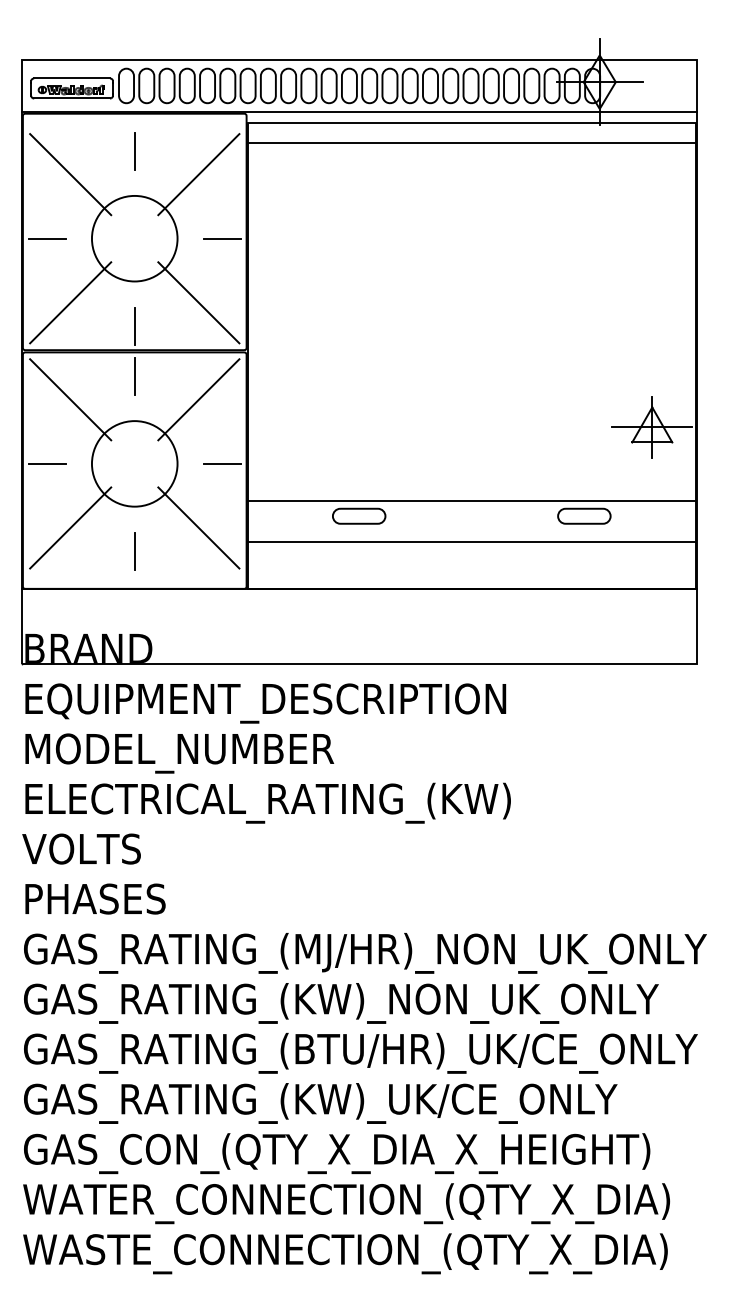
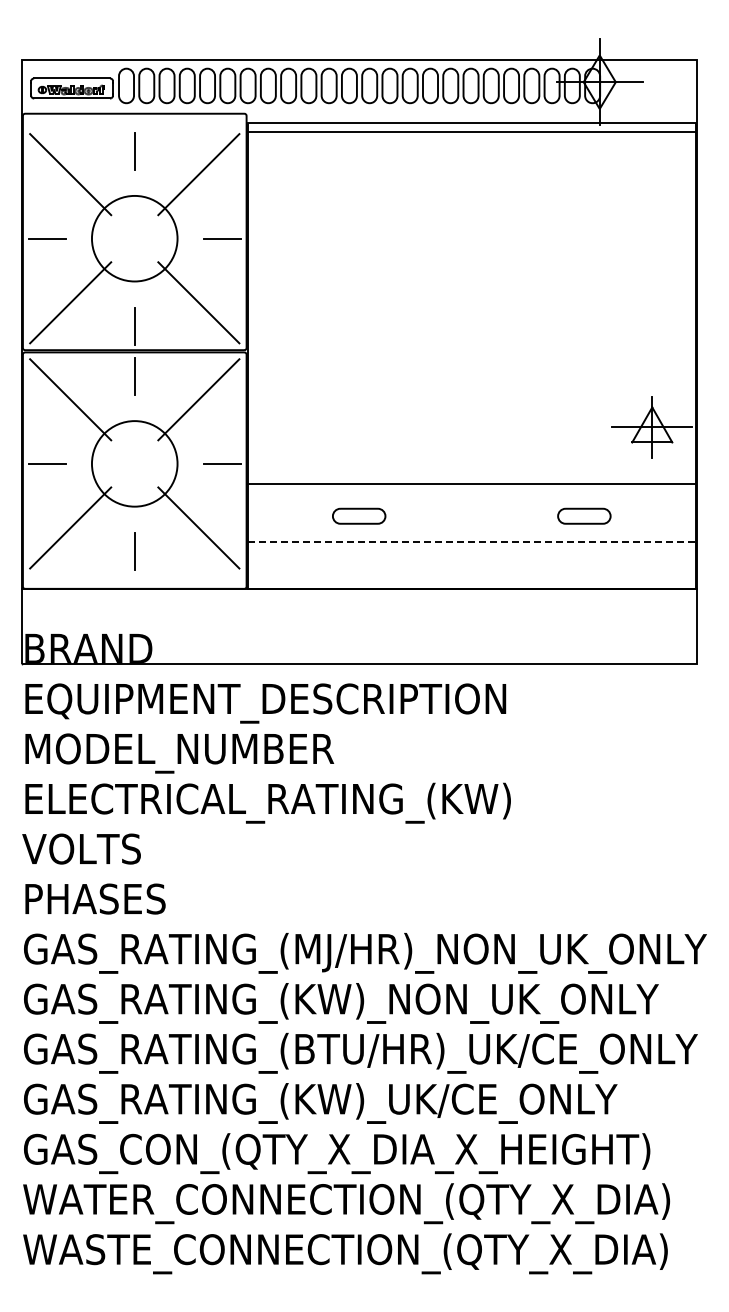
line: present -> none (359, 112)
line position: (471, 143) -> (471, 132) (471, 132)
line position: (471, 500) -> (471, 483) (471, 483)
line: solid -> dashed (472, 541)
